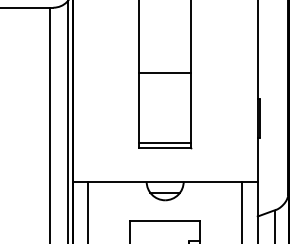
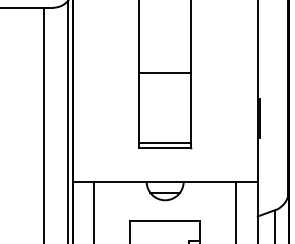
line position: (50, 123) -> (44, 123) (44, 123)
line position: (88, 210) -> (94, 210) (94, 210)
line position: (242, 210) -> (236, 210) (236, 210)
